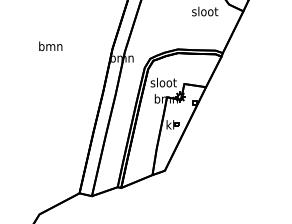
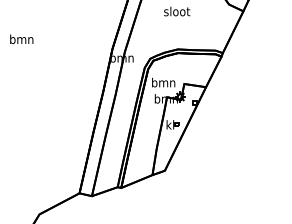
text position: (205, 11) -> (177, 11) (177, 11)
text position: (50, 45) -> (21, 38) (21, 38)
text: sloot -> bmn (163, 82)
